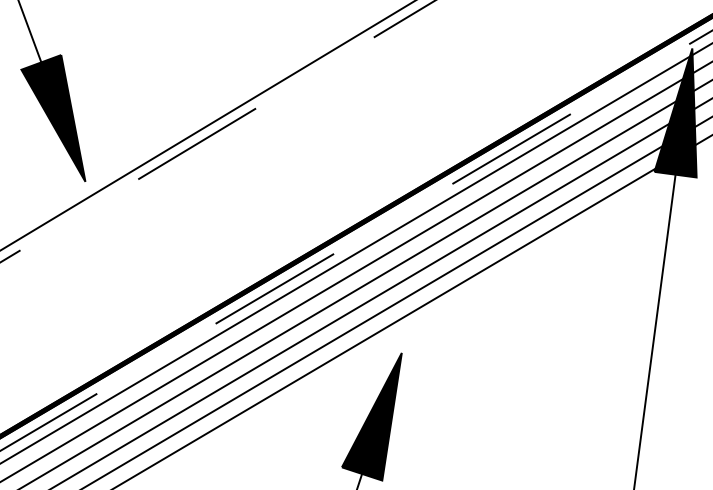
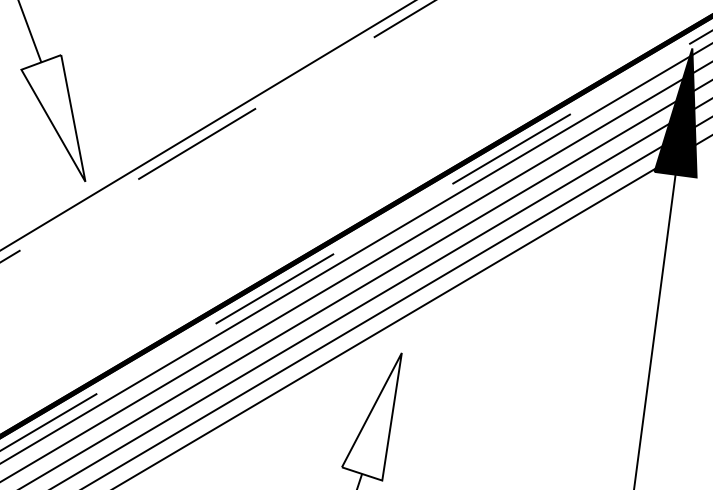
fill: present -> none (53, 118)
fill: present -> none (371, 416)
